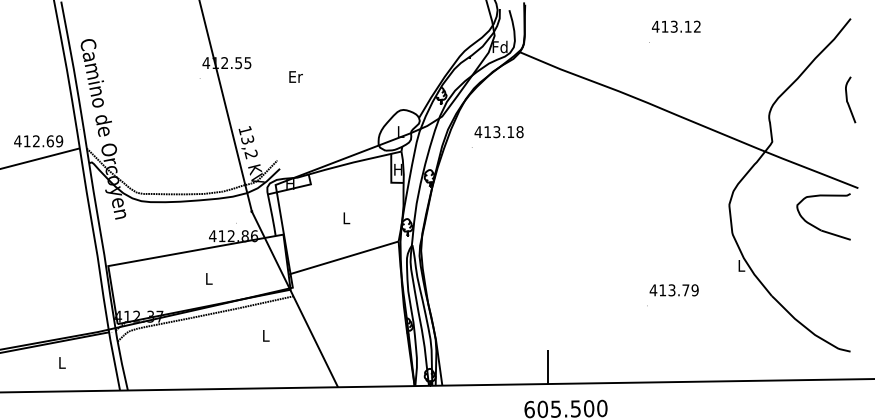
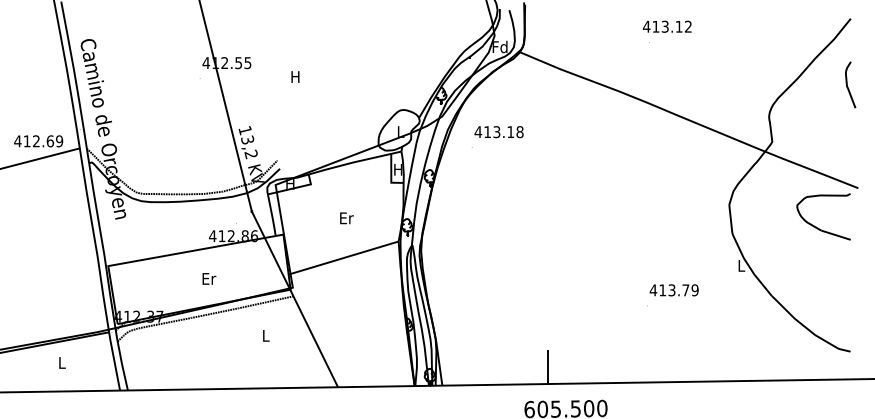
text position: (676, 26) -> (667, 26) (667, 26)
text: Er -> H (295, 76)
curve position: (848, 101) -> (848, 86) (848, 86)
text: L -> Er (346, 218)
text: L -> Er (209, 278)
